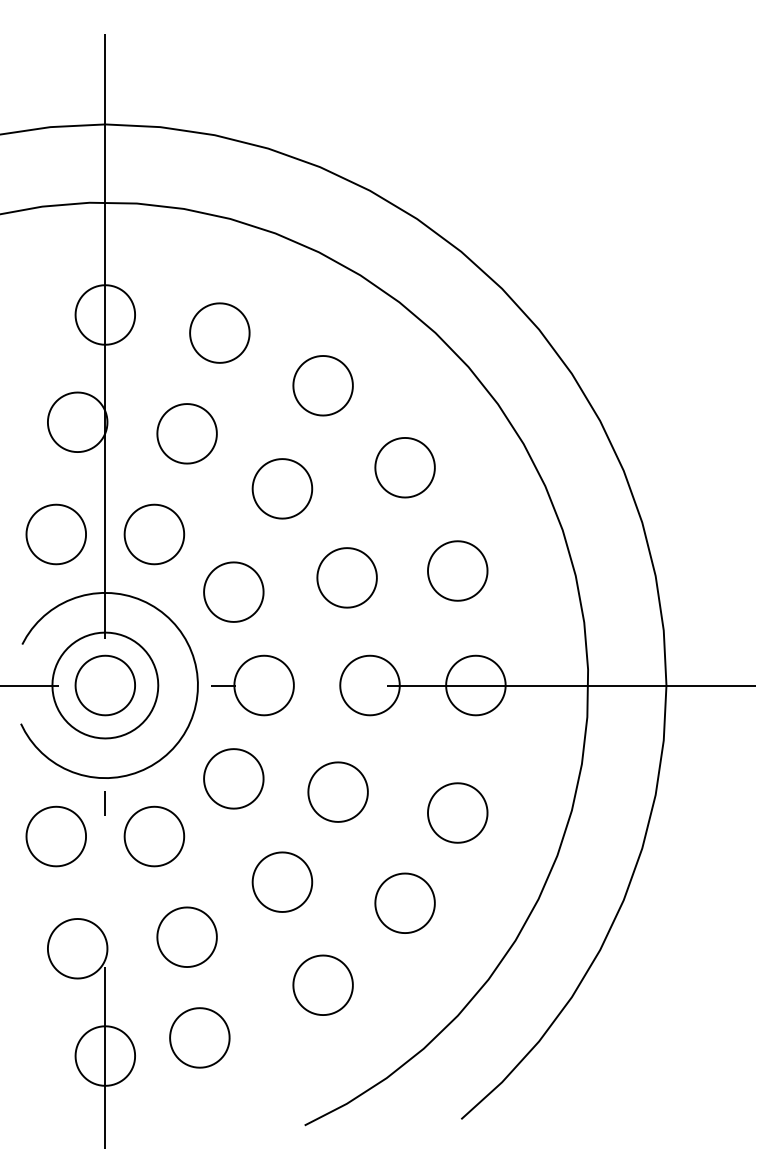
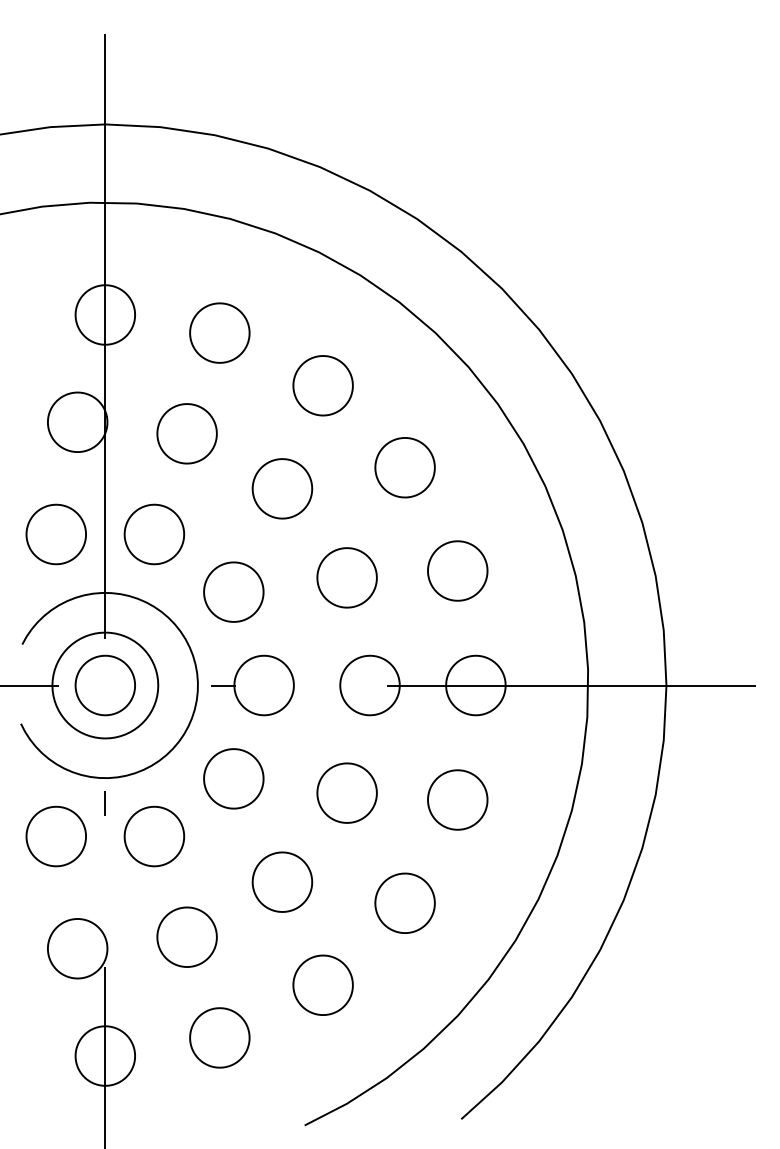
part position: (337, 791) -> (346, 792) (346, 792)
part position: (457, 812) -> (457, 799) (457, 799)
part position: (199, 1037) -> (219, 1037) (219, 1037)
